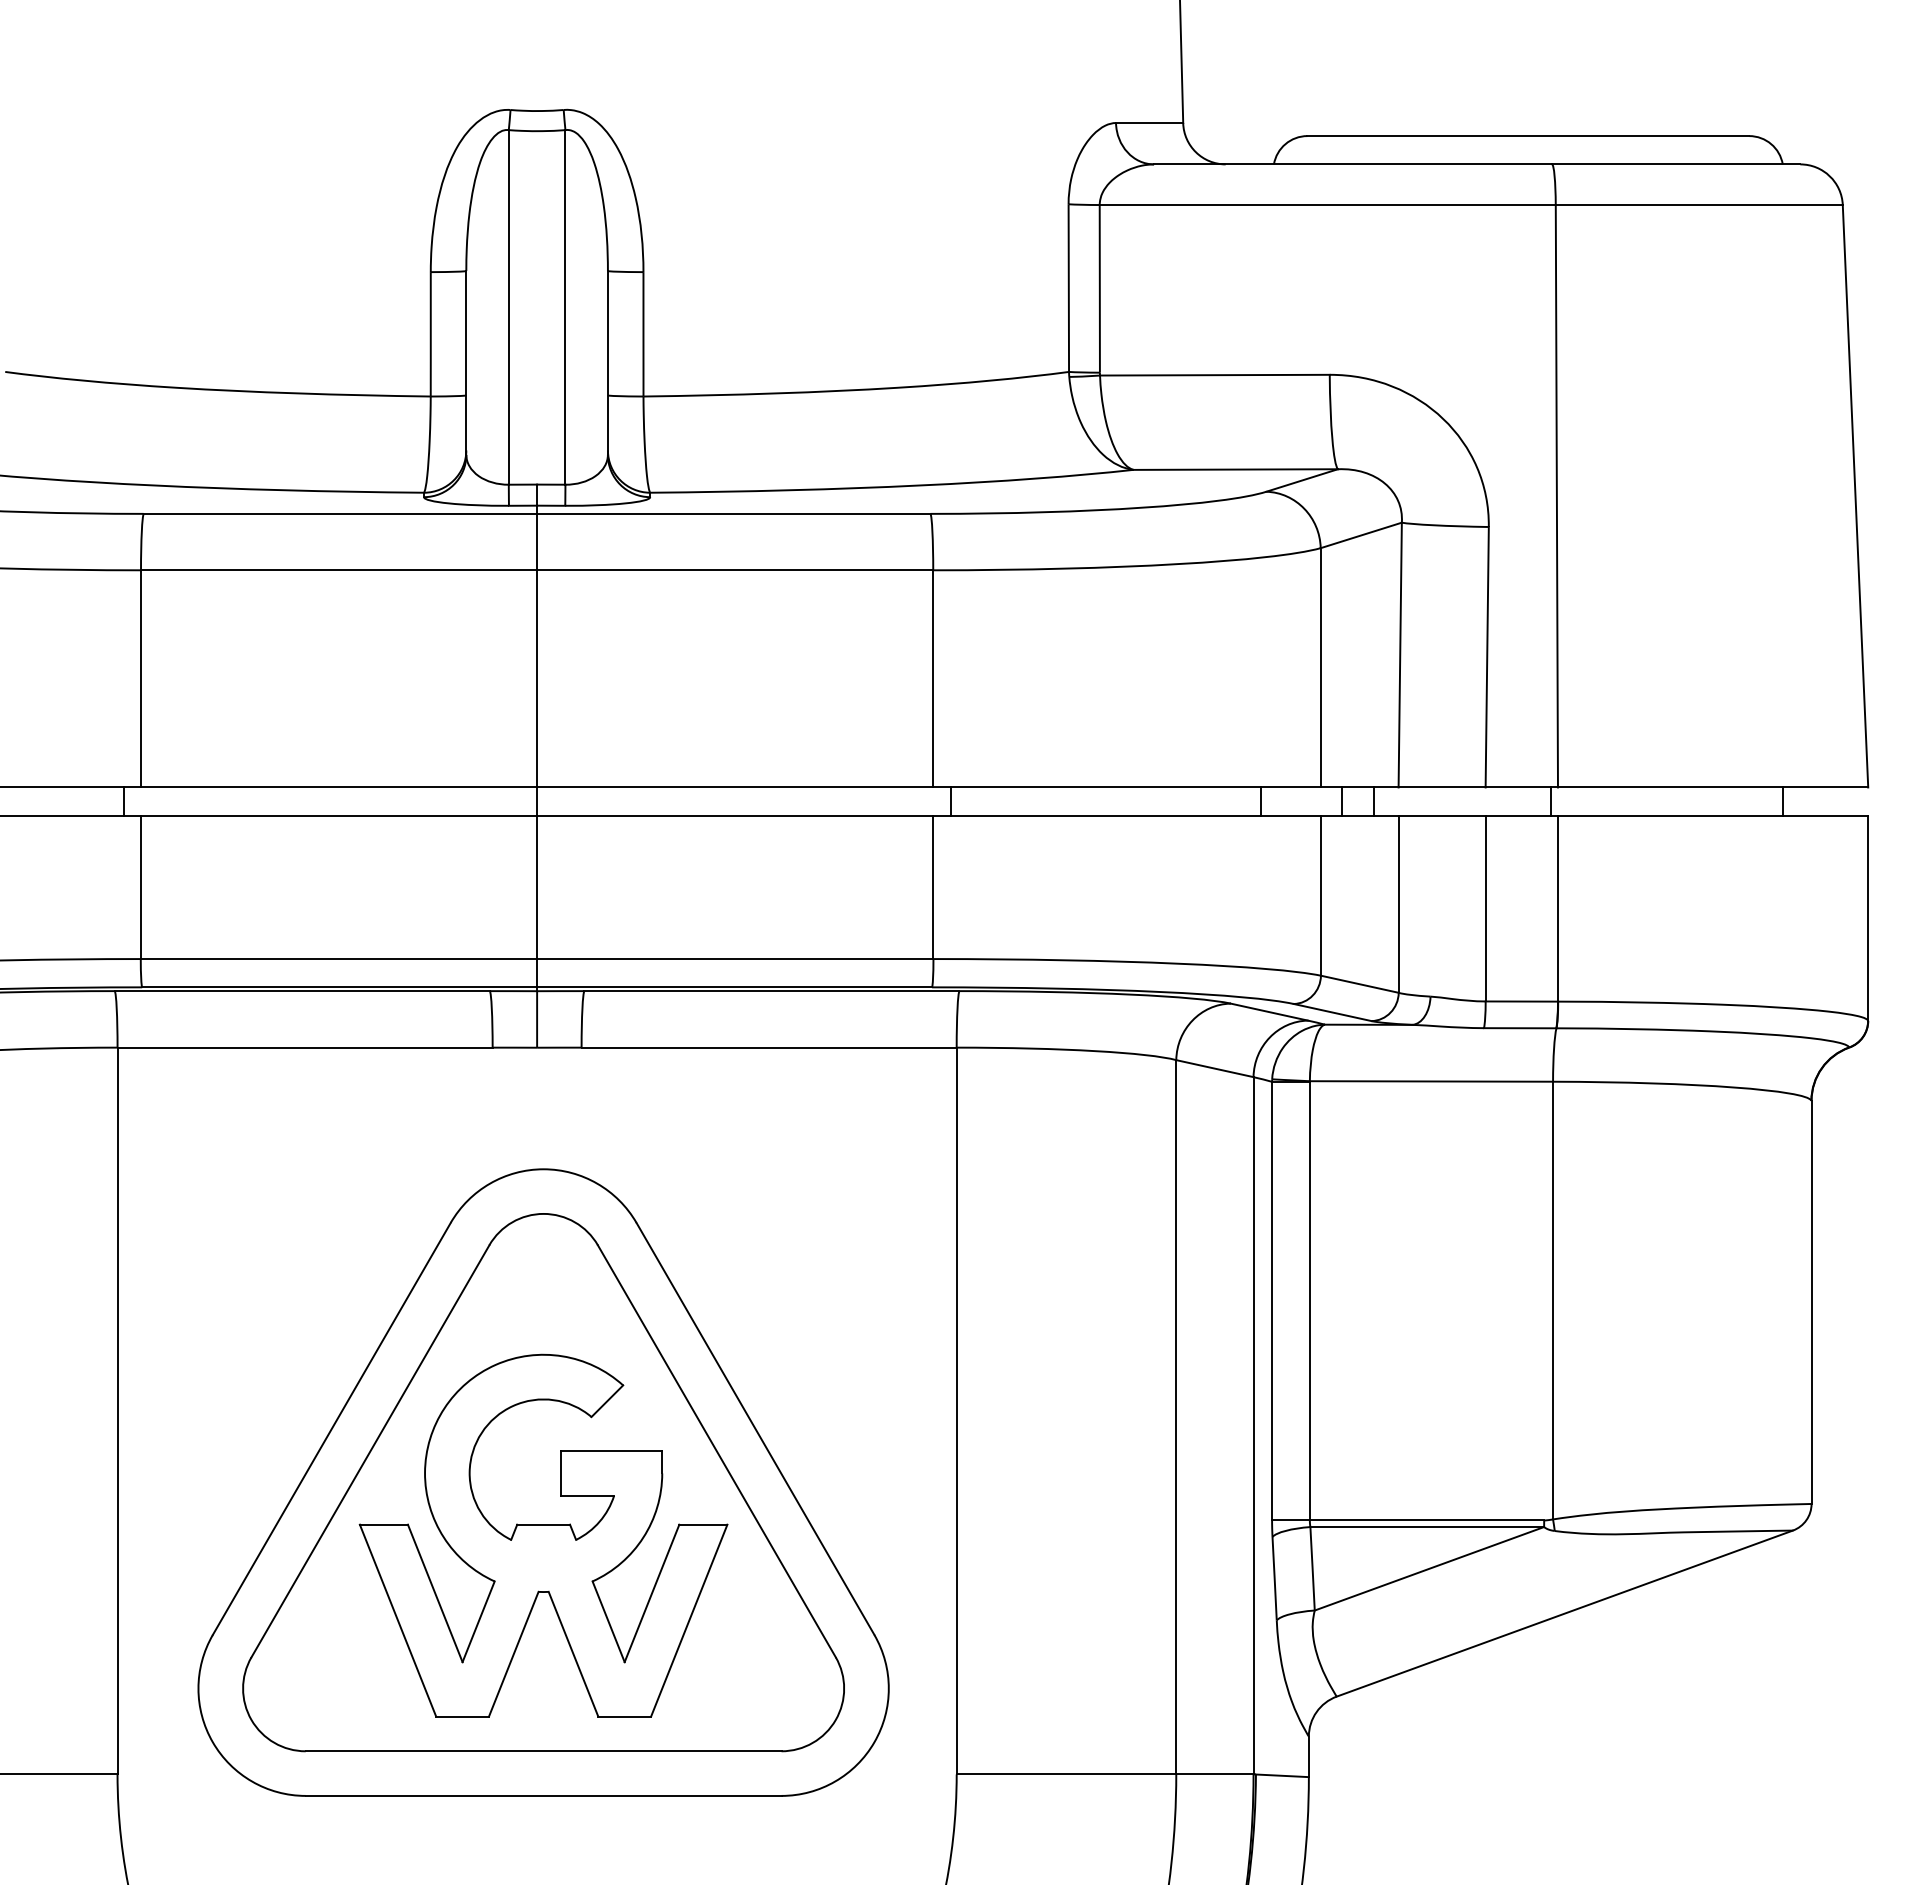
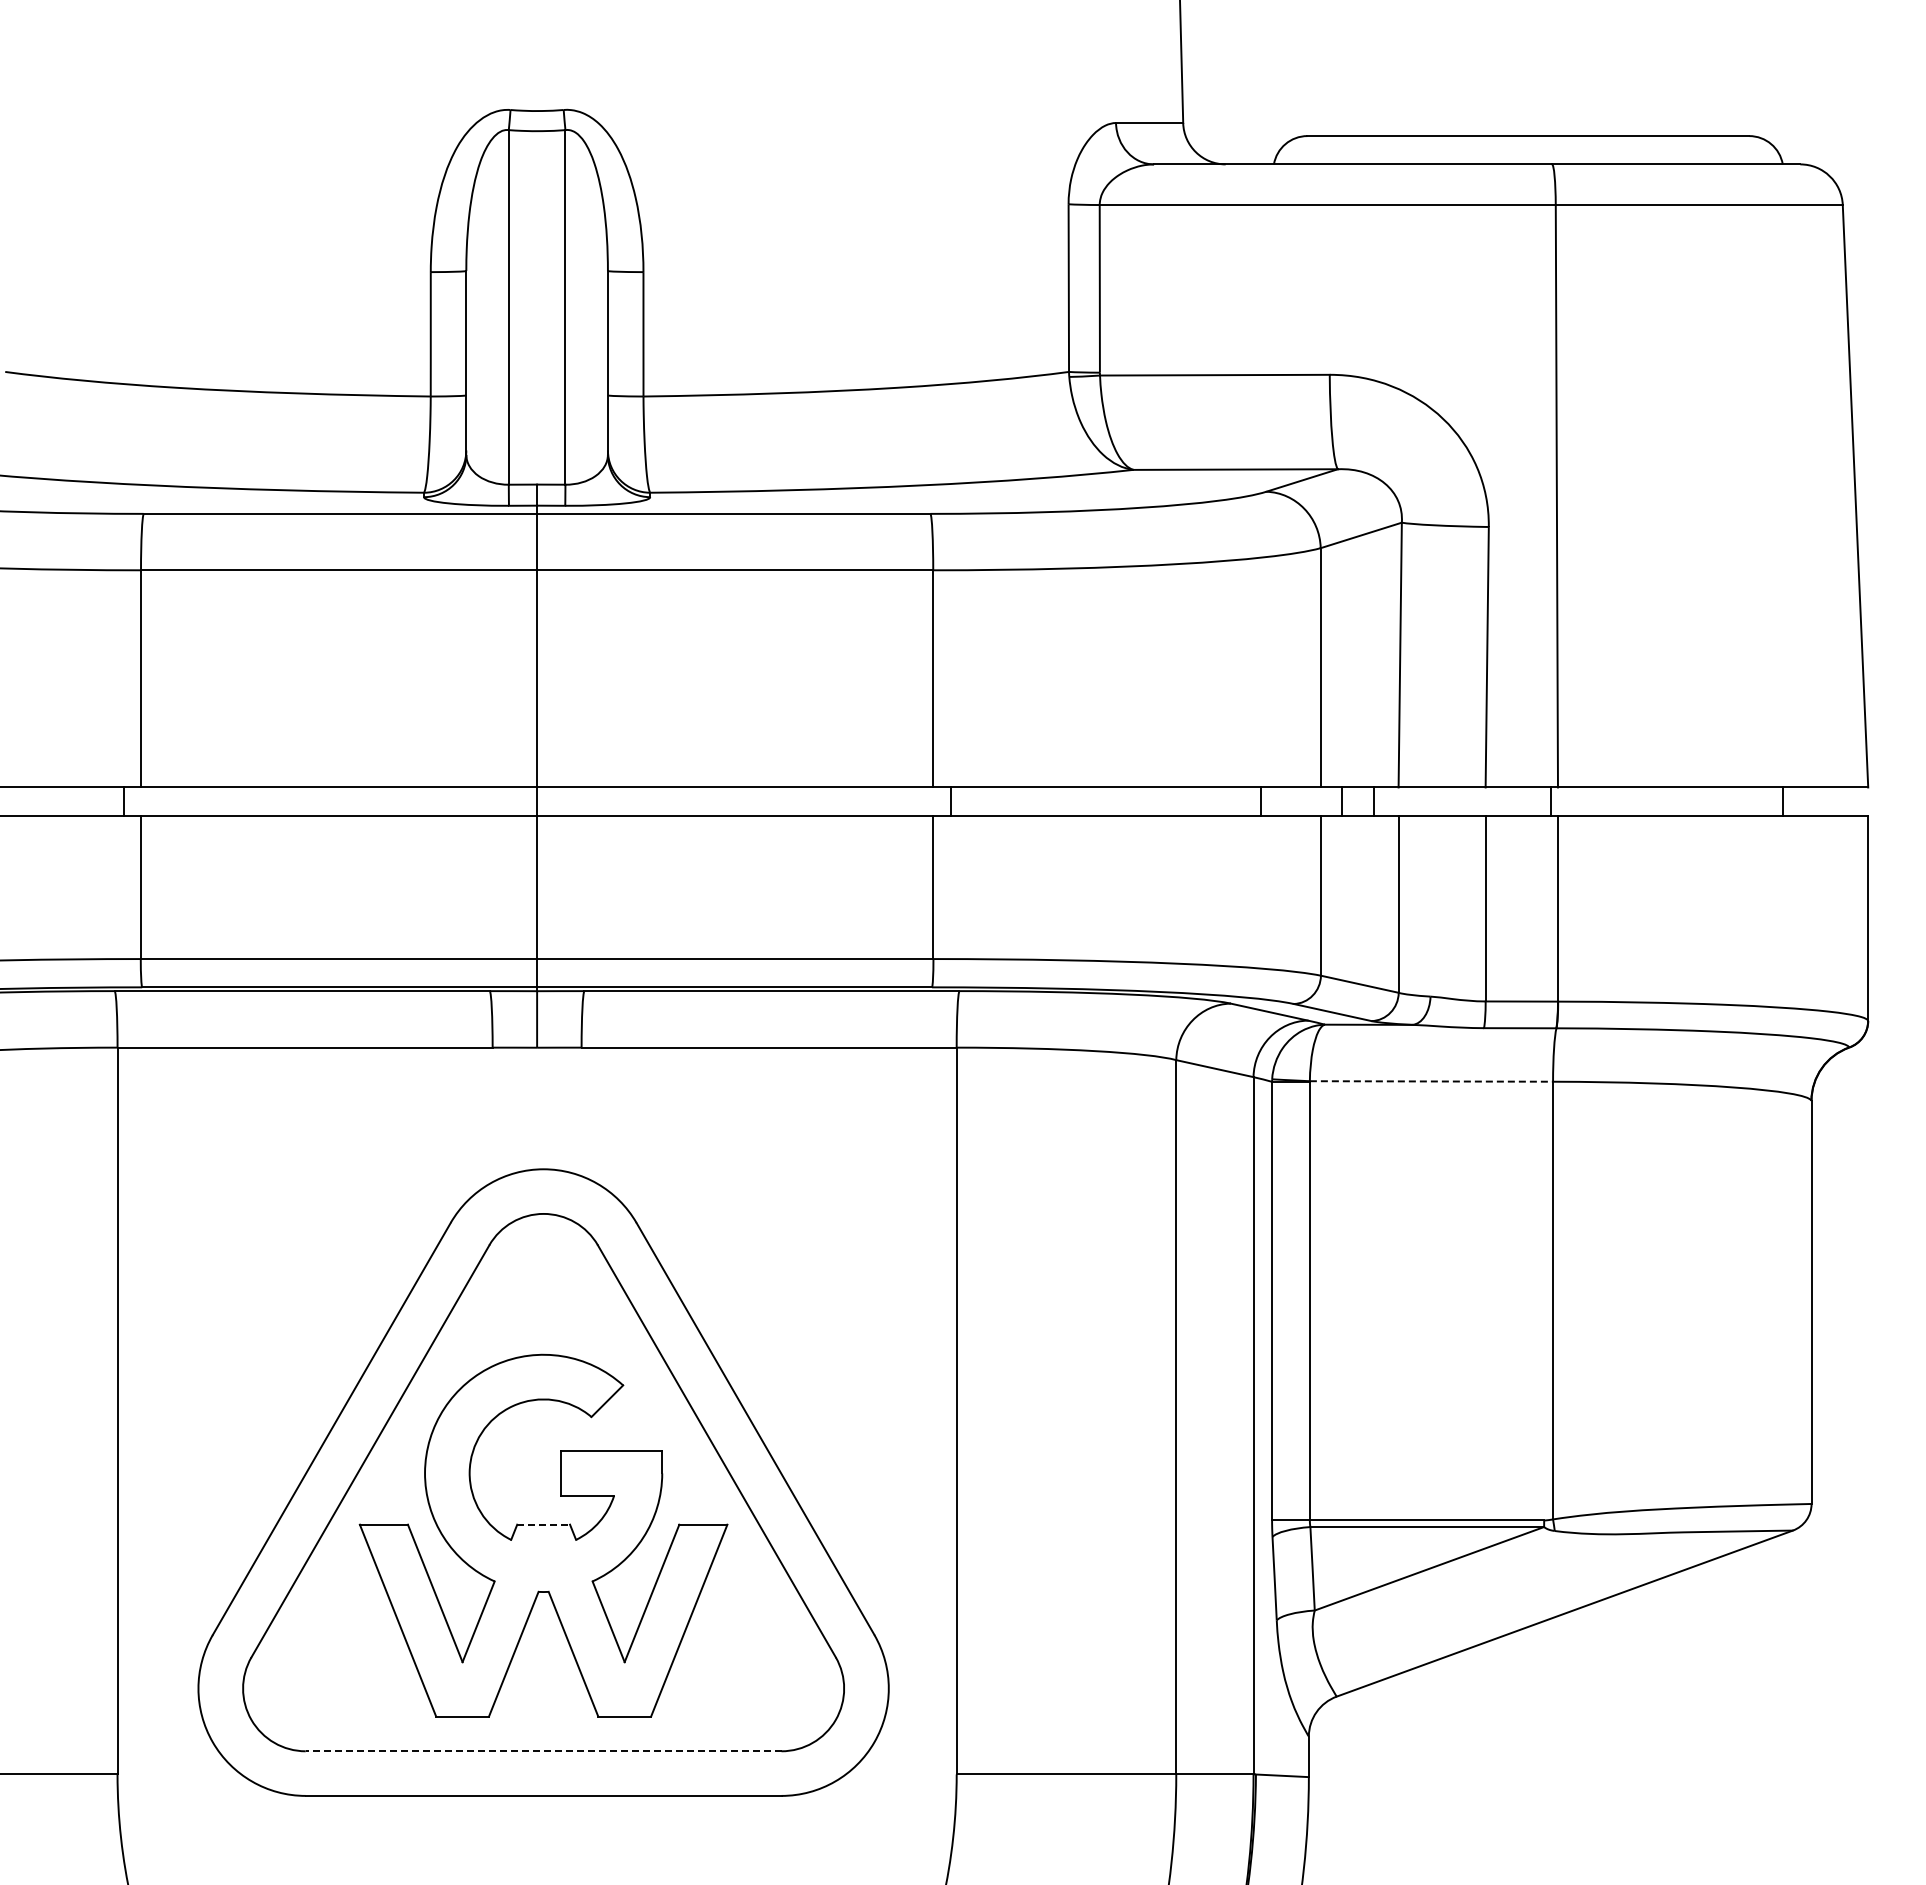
line: solid -> dashed (1431, 1081)
line: solid -> dashed (544, 1524)
line: solid -> dashed (543, 1751)
